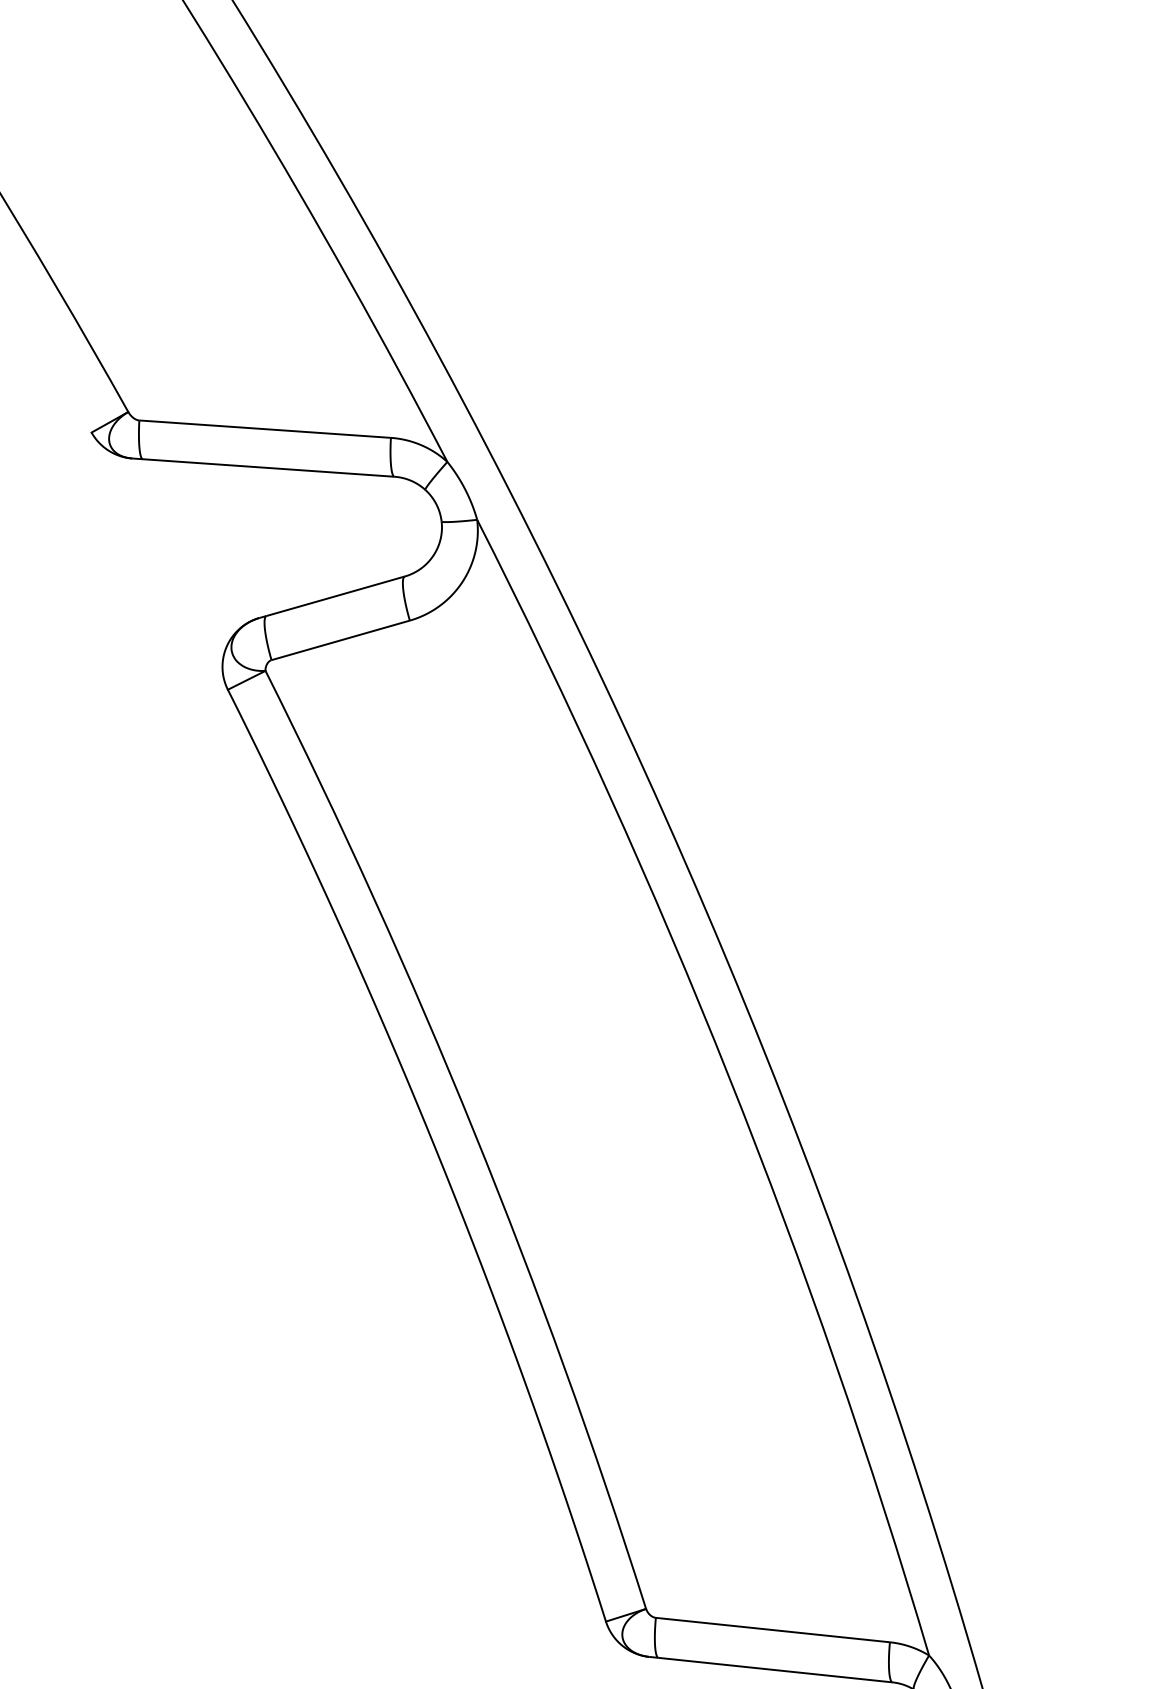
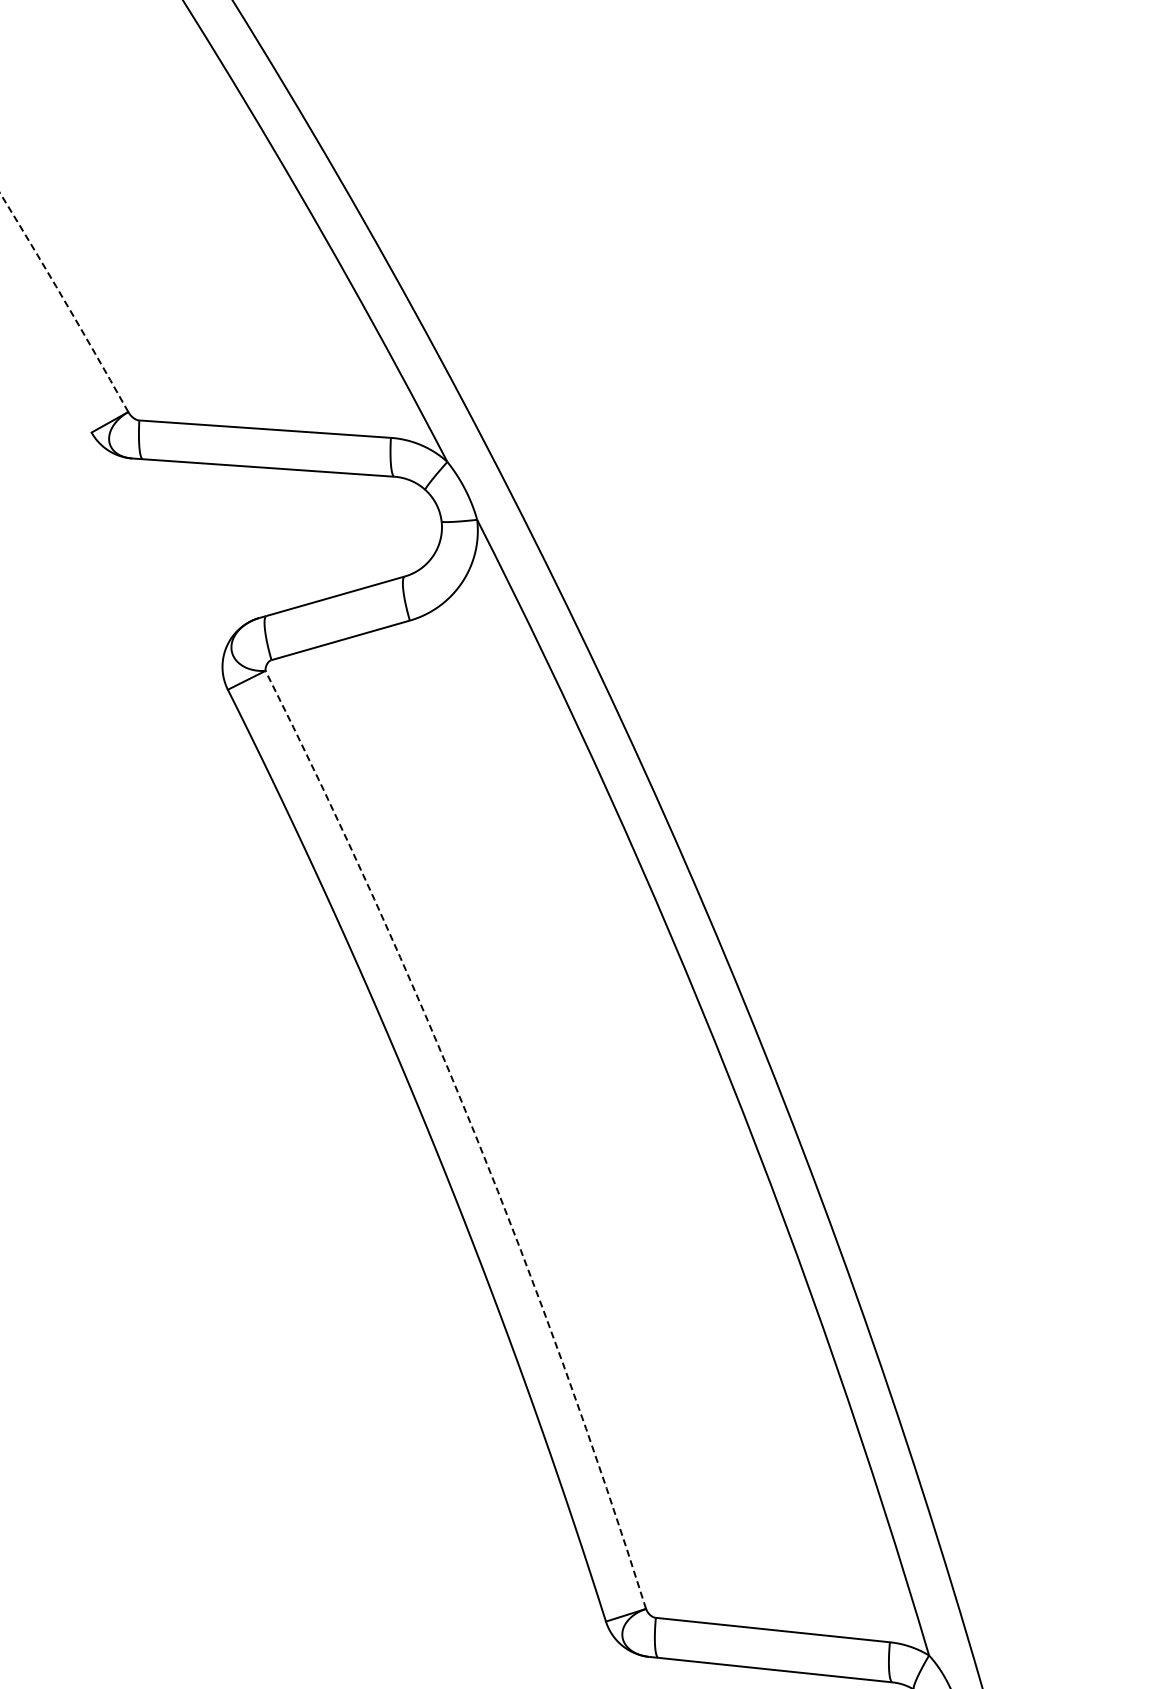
arc: solid -> dashed (65, 301)
arc: solid -> dashed (474, 1132)
